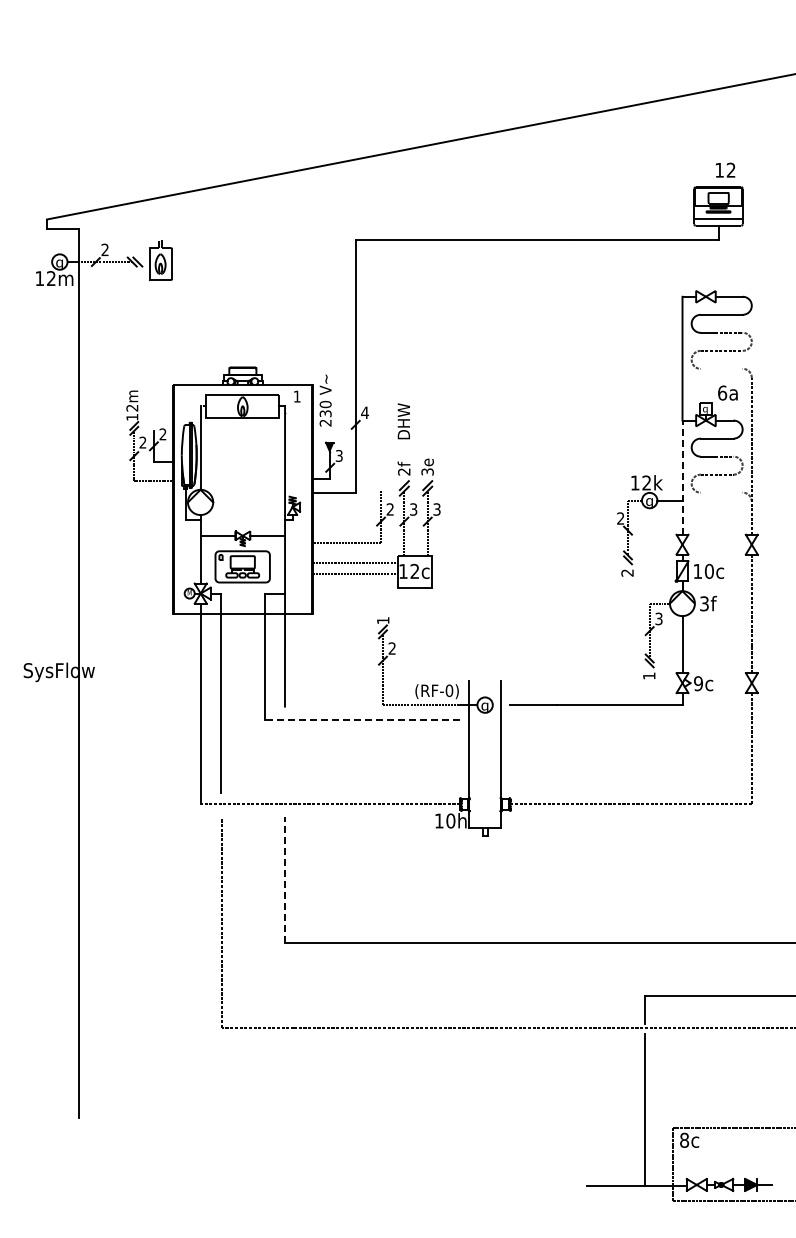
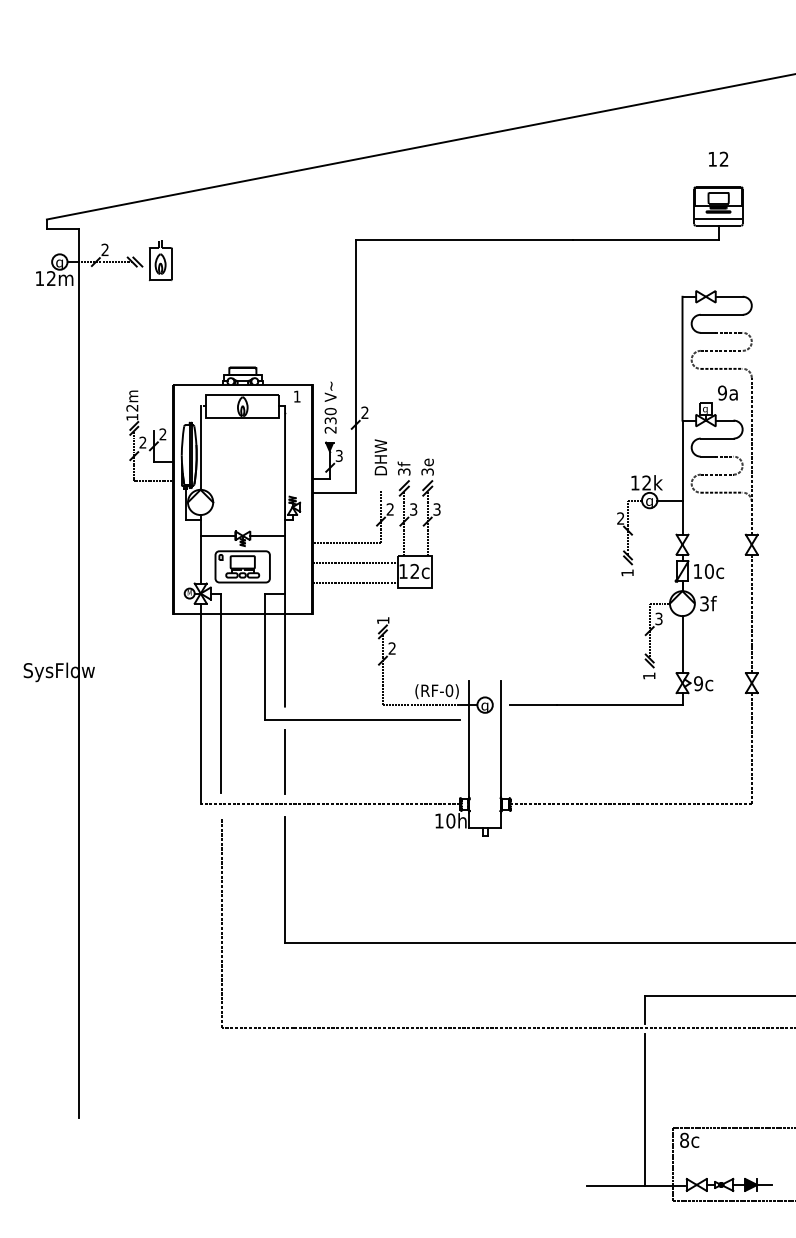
text position: (725, 169) -> (718, 158) (718, 158)
line: none -> present (721, 368)
text: 6a -> 9a (722, 392)
text position: (325, 400) -> (330, 407) (330, 407)
text: 4 -> 2 (364, 412)
text position: (403, 421) -> (380, 457) (380, 457)
text: 2f -> 3f (404, 471)
line: dashed -> solid (682, 477)
line: none -> present (721, 492)
text: 2 -> 1 (627, 572)
line position: (354, 573) -> (354, 582) (354, 582)
line: dashed -> solid (362, 720)
line: none -> present (284, 761)
line: dashed -> solid (284, 880)
